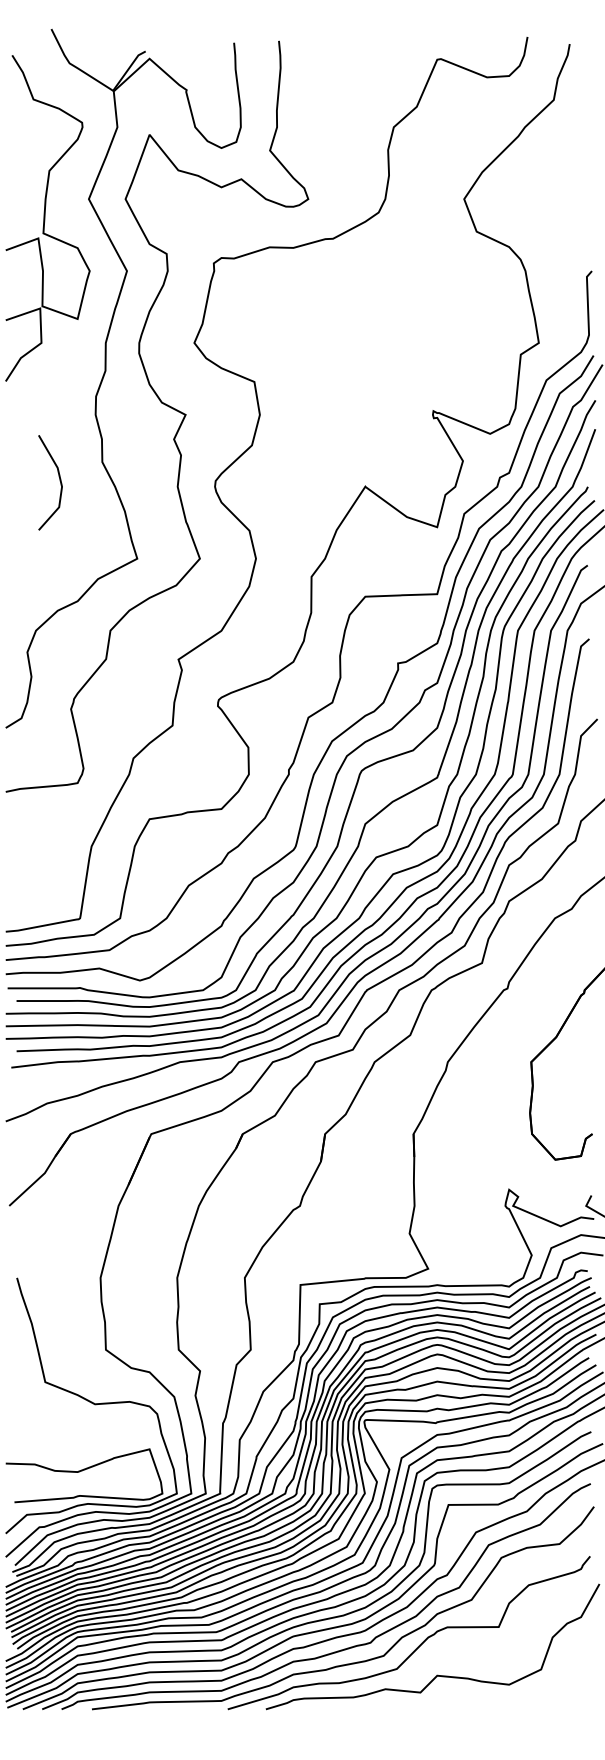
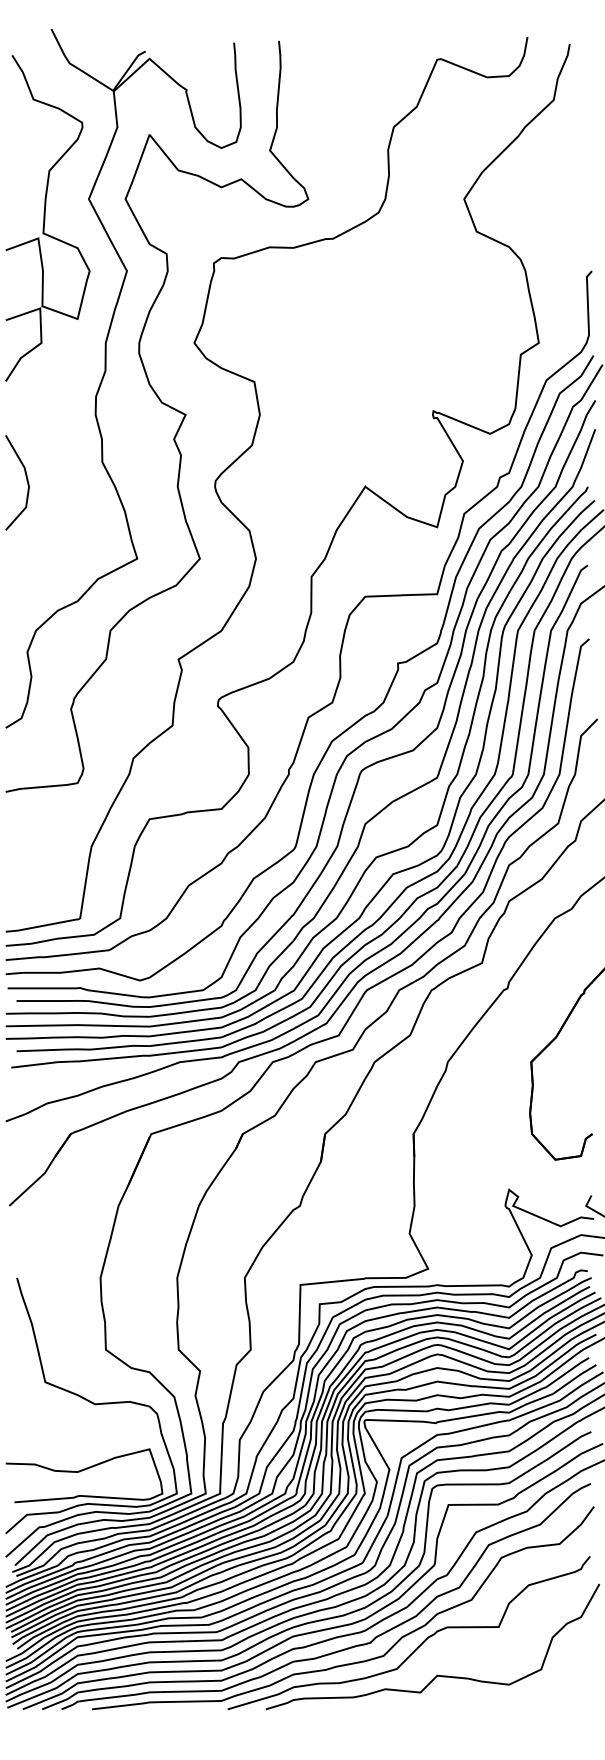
line position: (59, 481) -> (26, 481) (26, 481)
